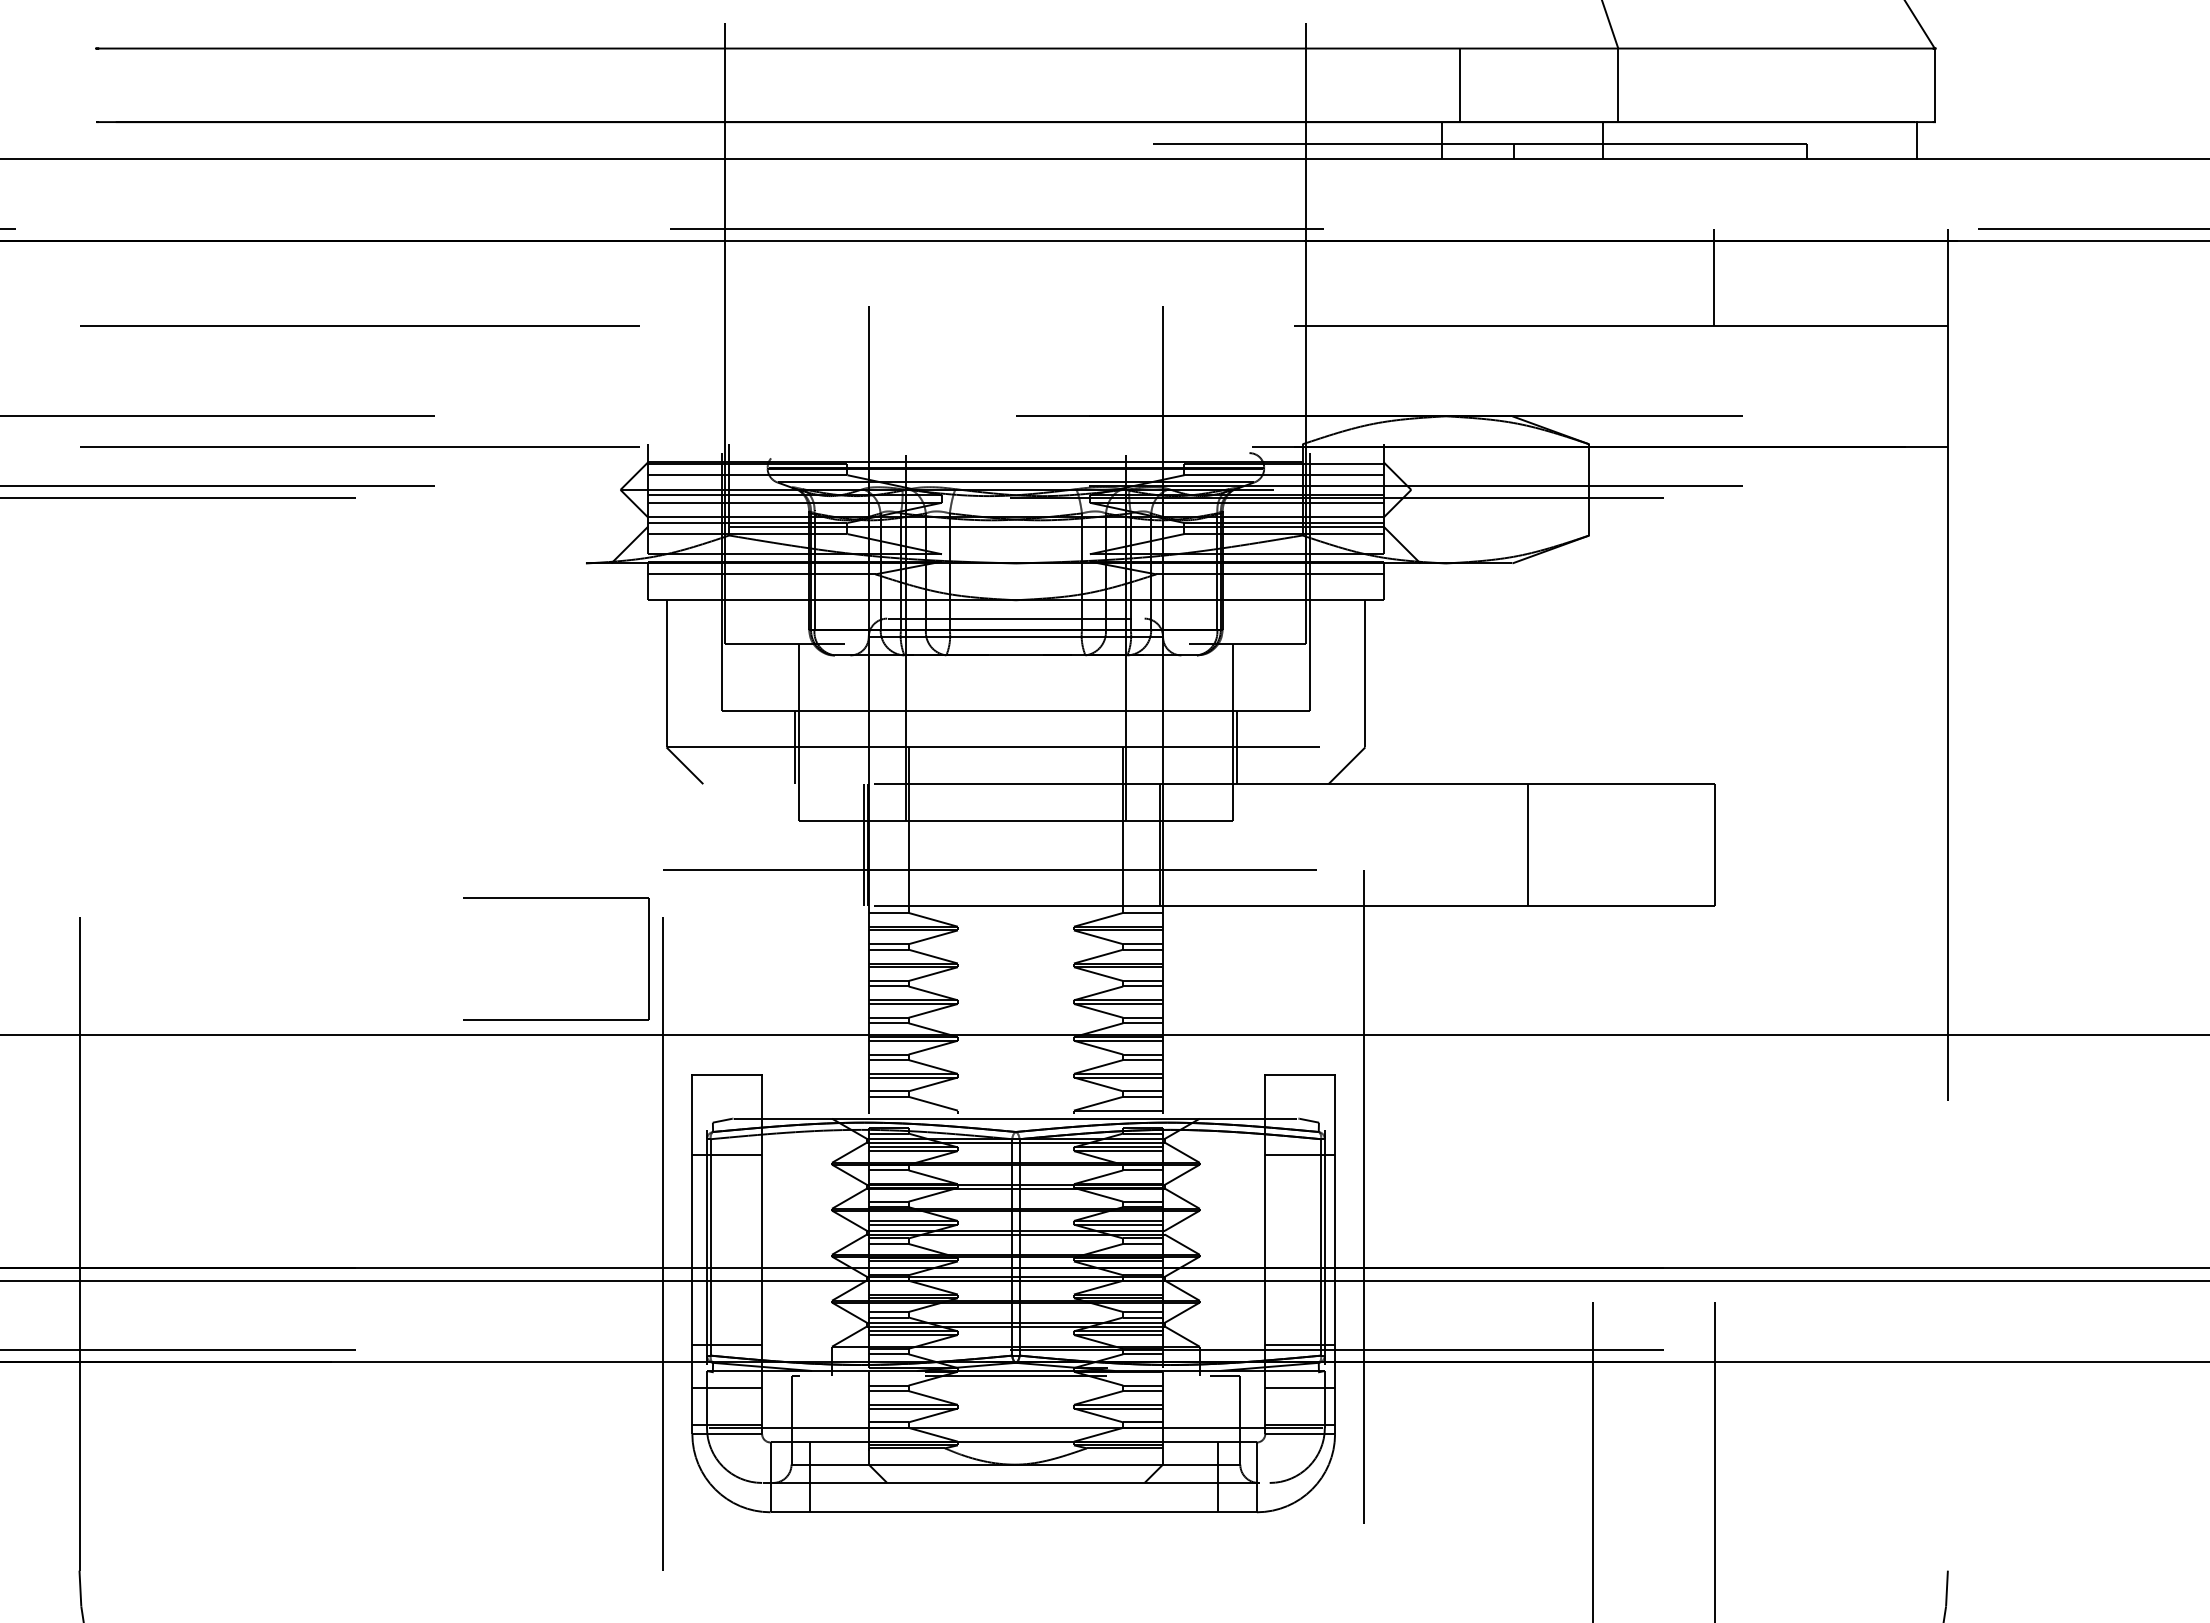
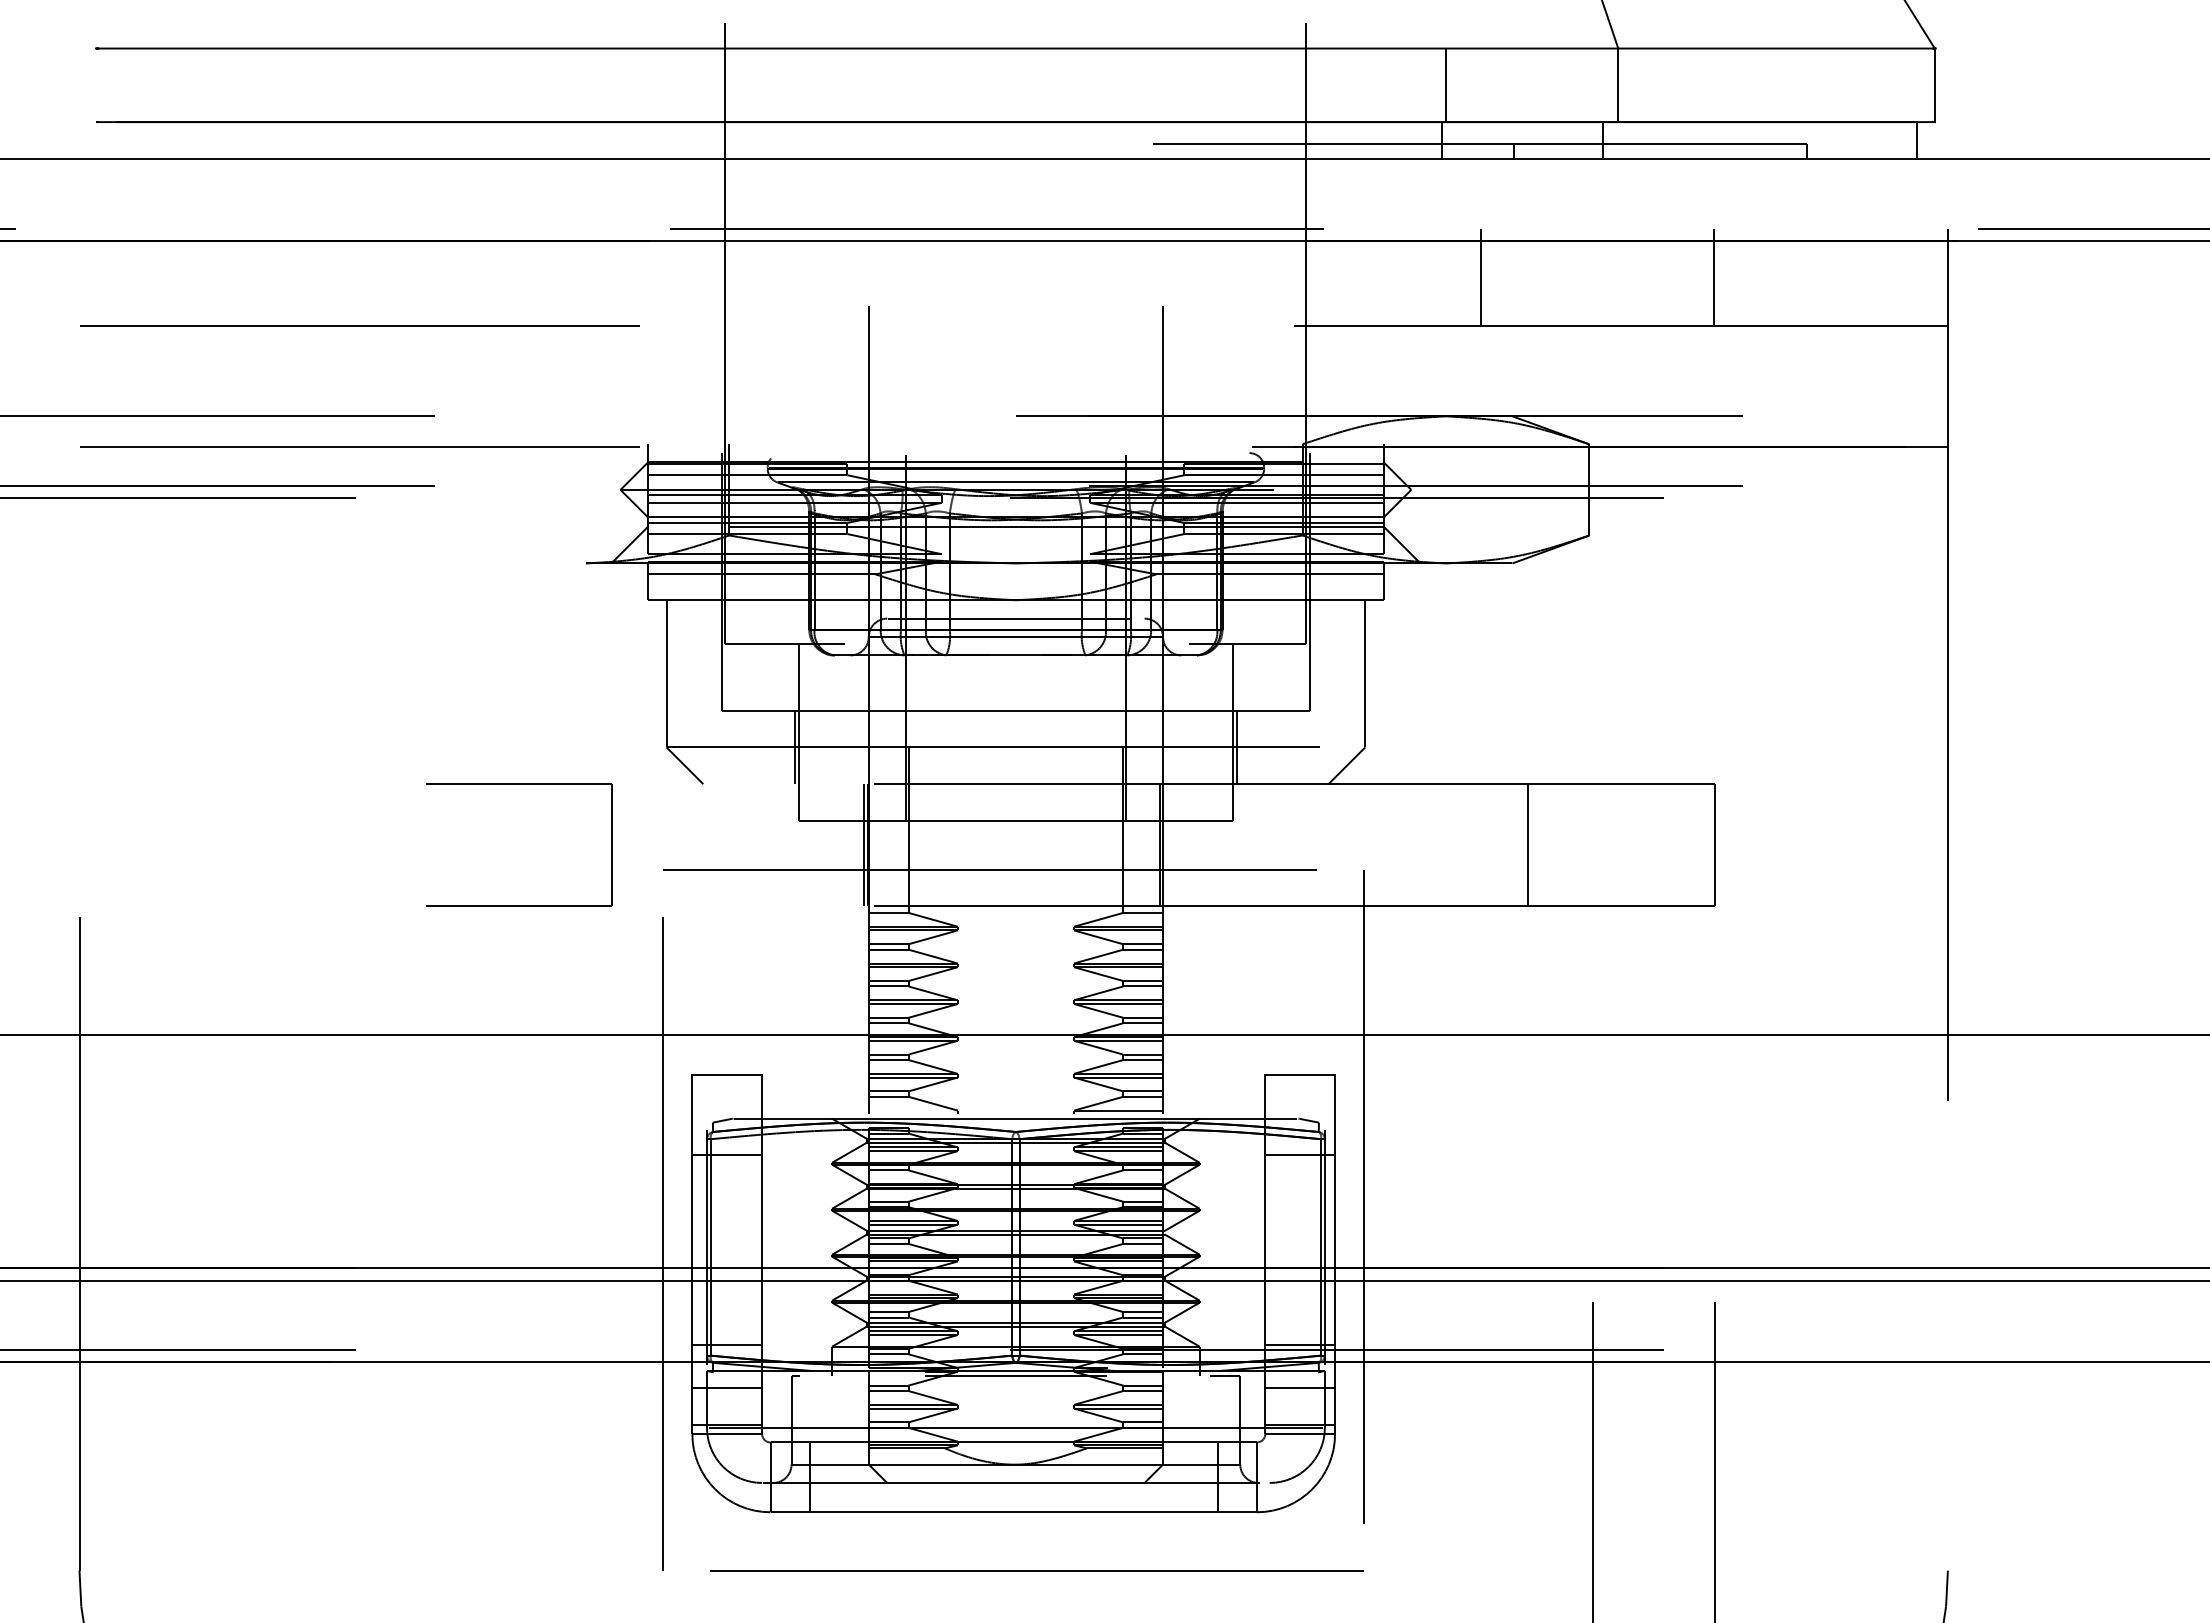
line position: (1460, 85) -> (1446, 85) (1446, 85)
line: none -> present (1480, 276)
part position: (556, 898) -> (519, 784) (519, 784)
line: none -> present (1036, 1570)
